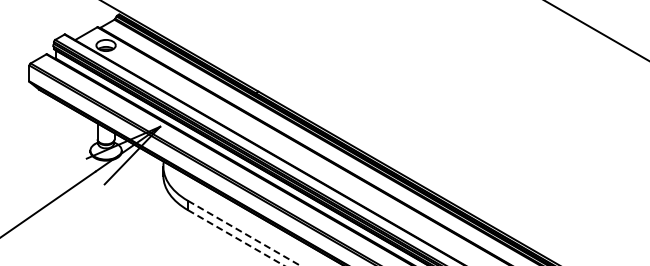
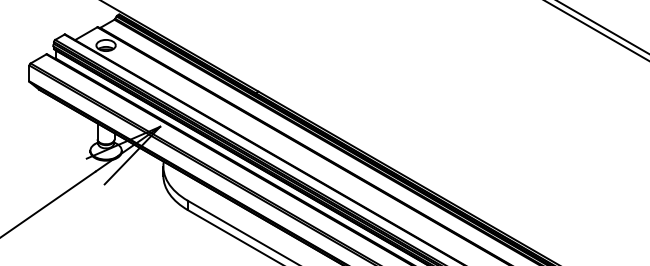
line: none -> present (602, 27)
line: dashed -> solid (244, 233)
line: dashed -> solid (236, 238)
